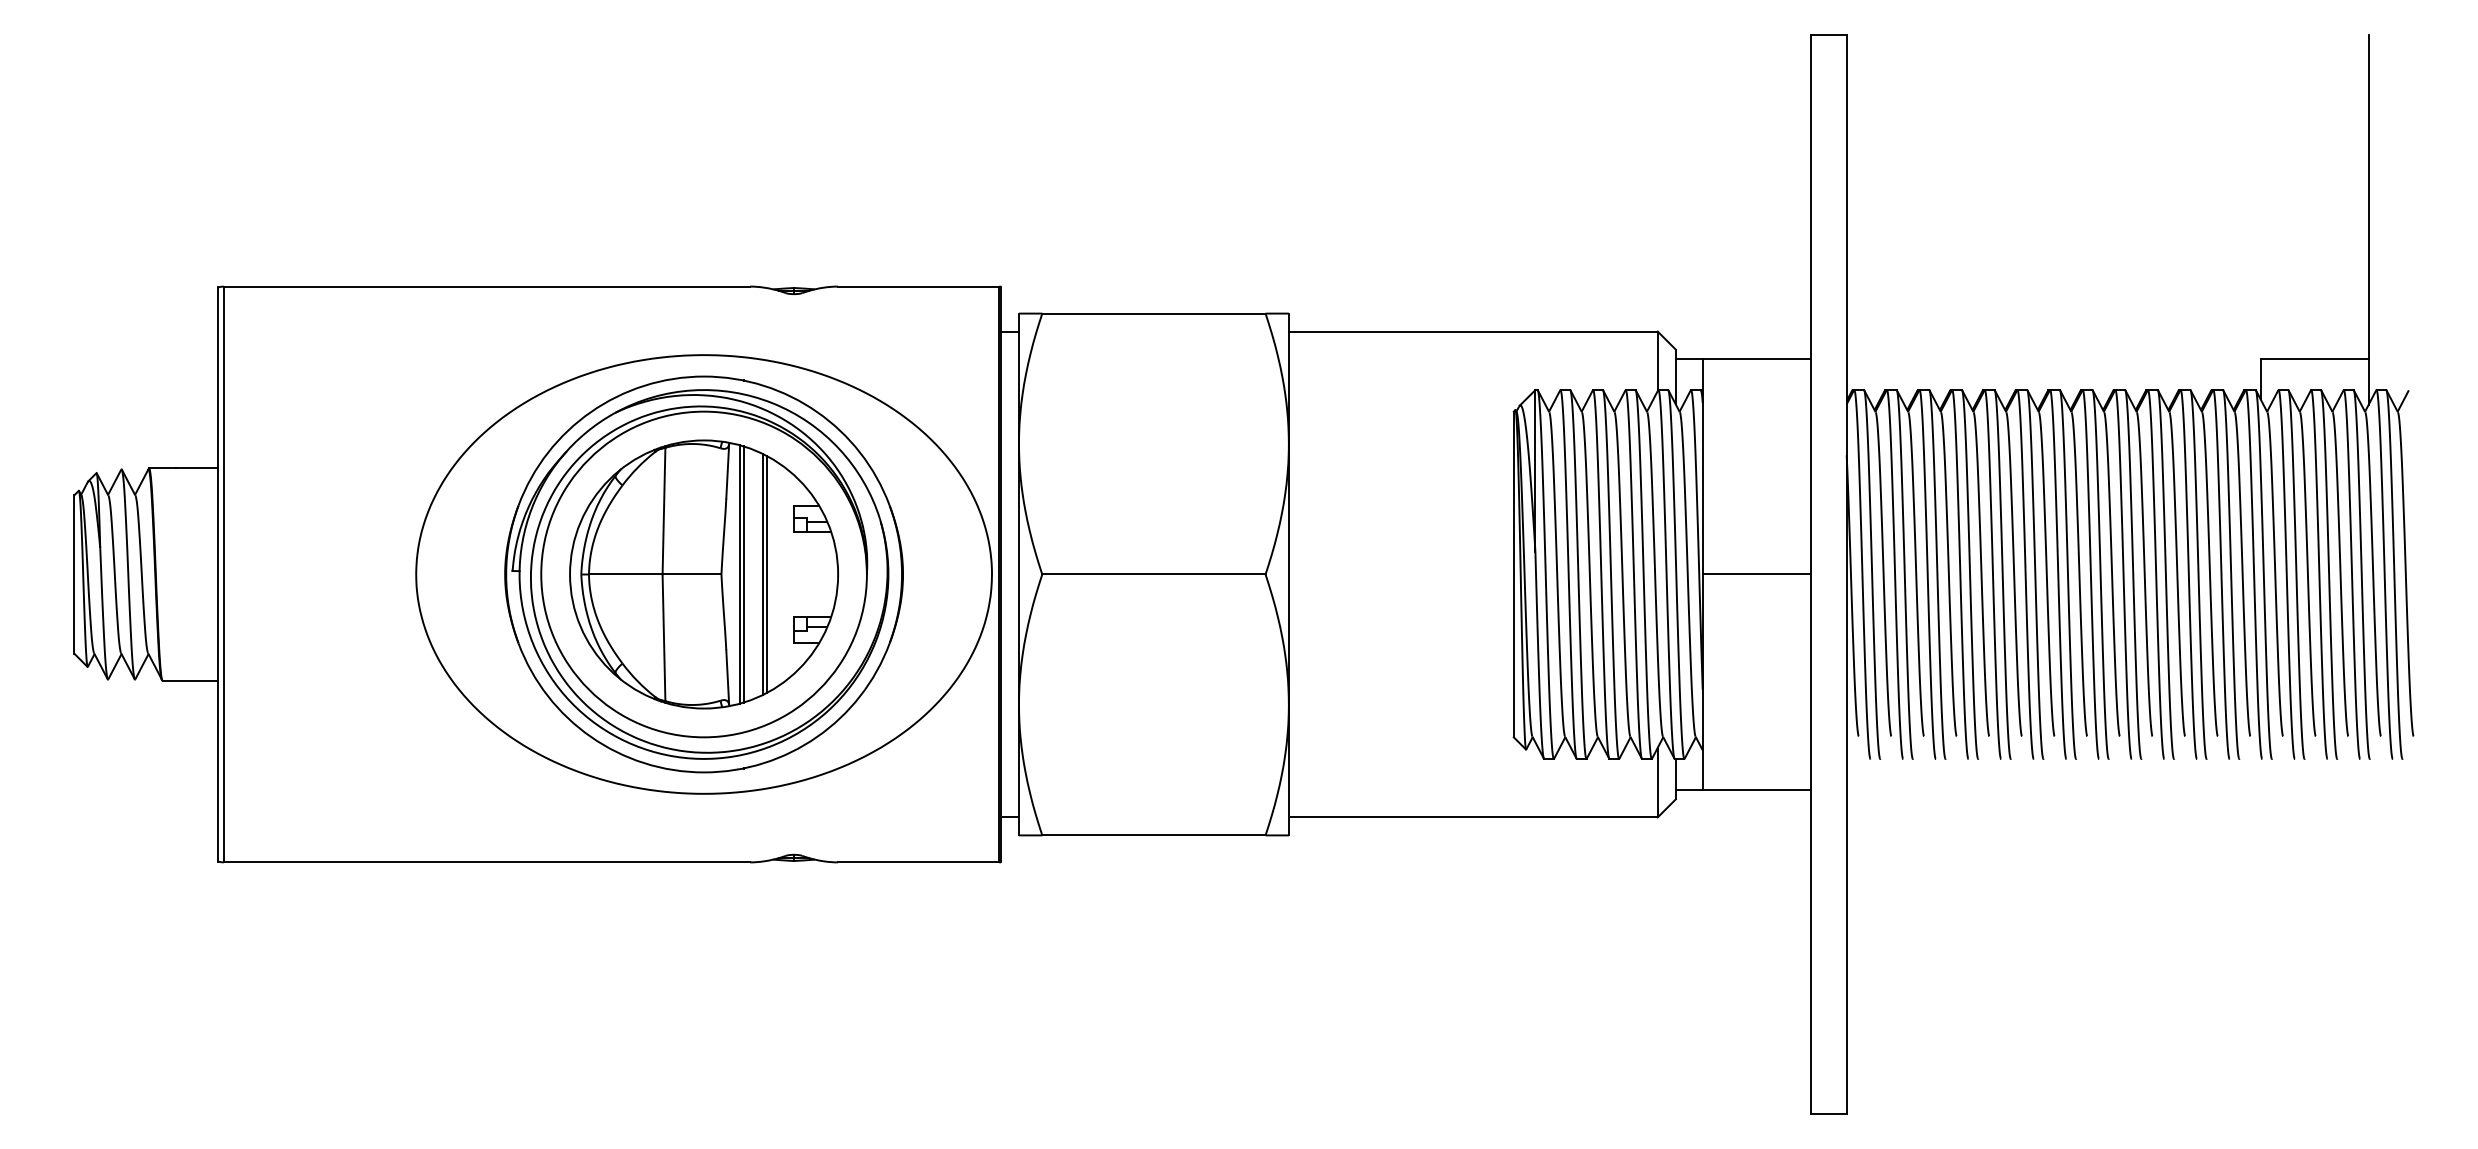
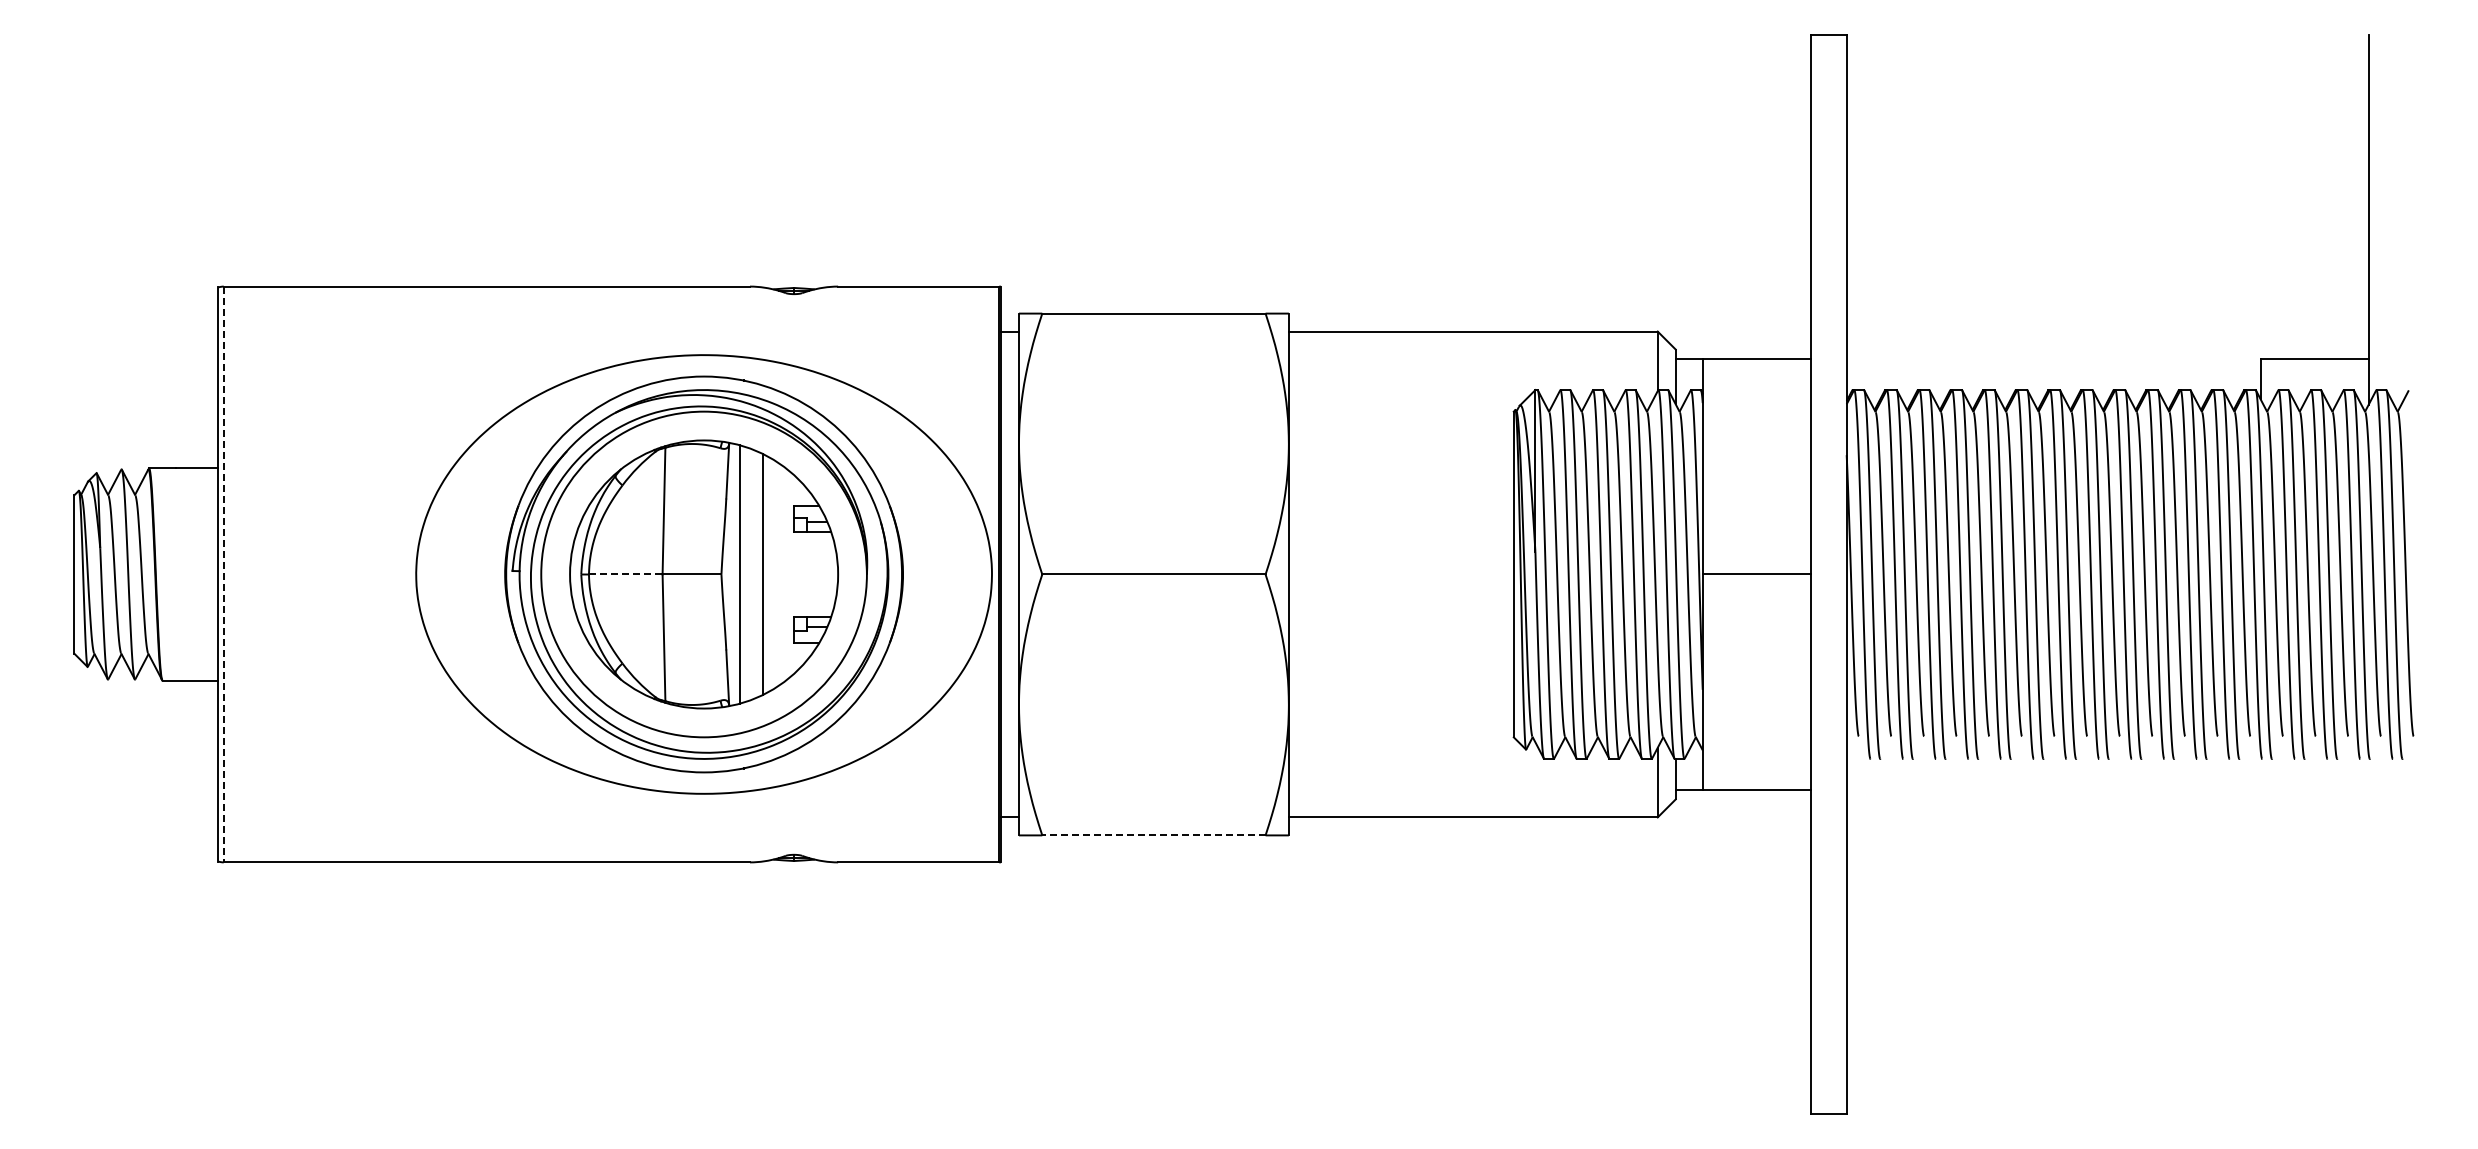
line: solid -> dashed (223, 574)
line: solid -> dashed (625, 574)
line: present -> none (743, 574)
line: present -> none (767, 574)
line: solid -> dashed (1153, 835)
